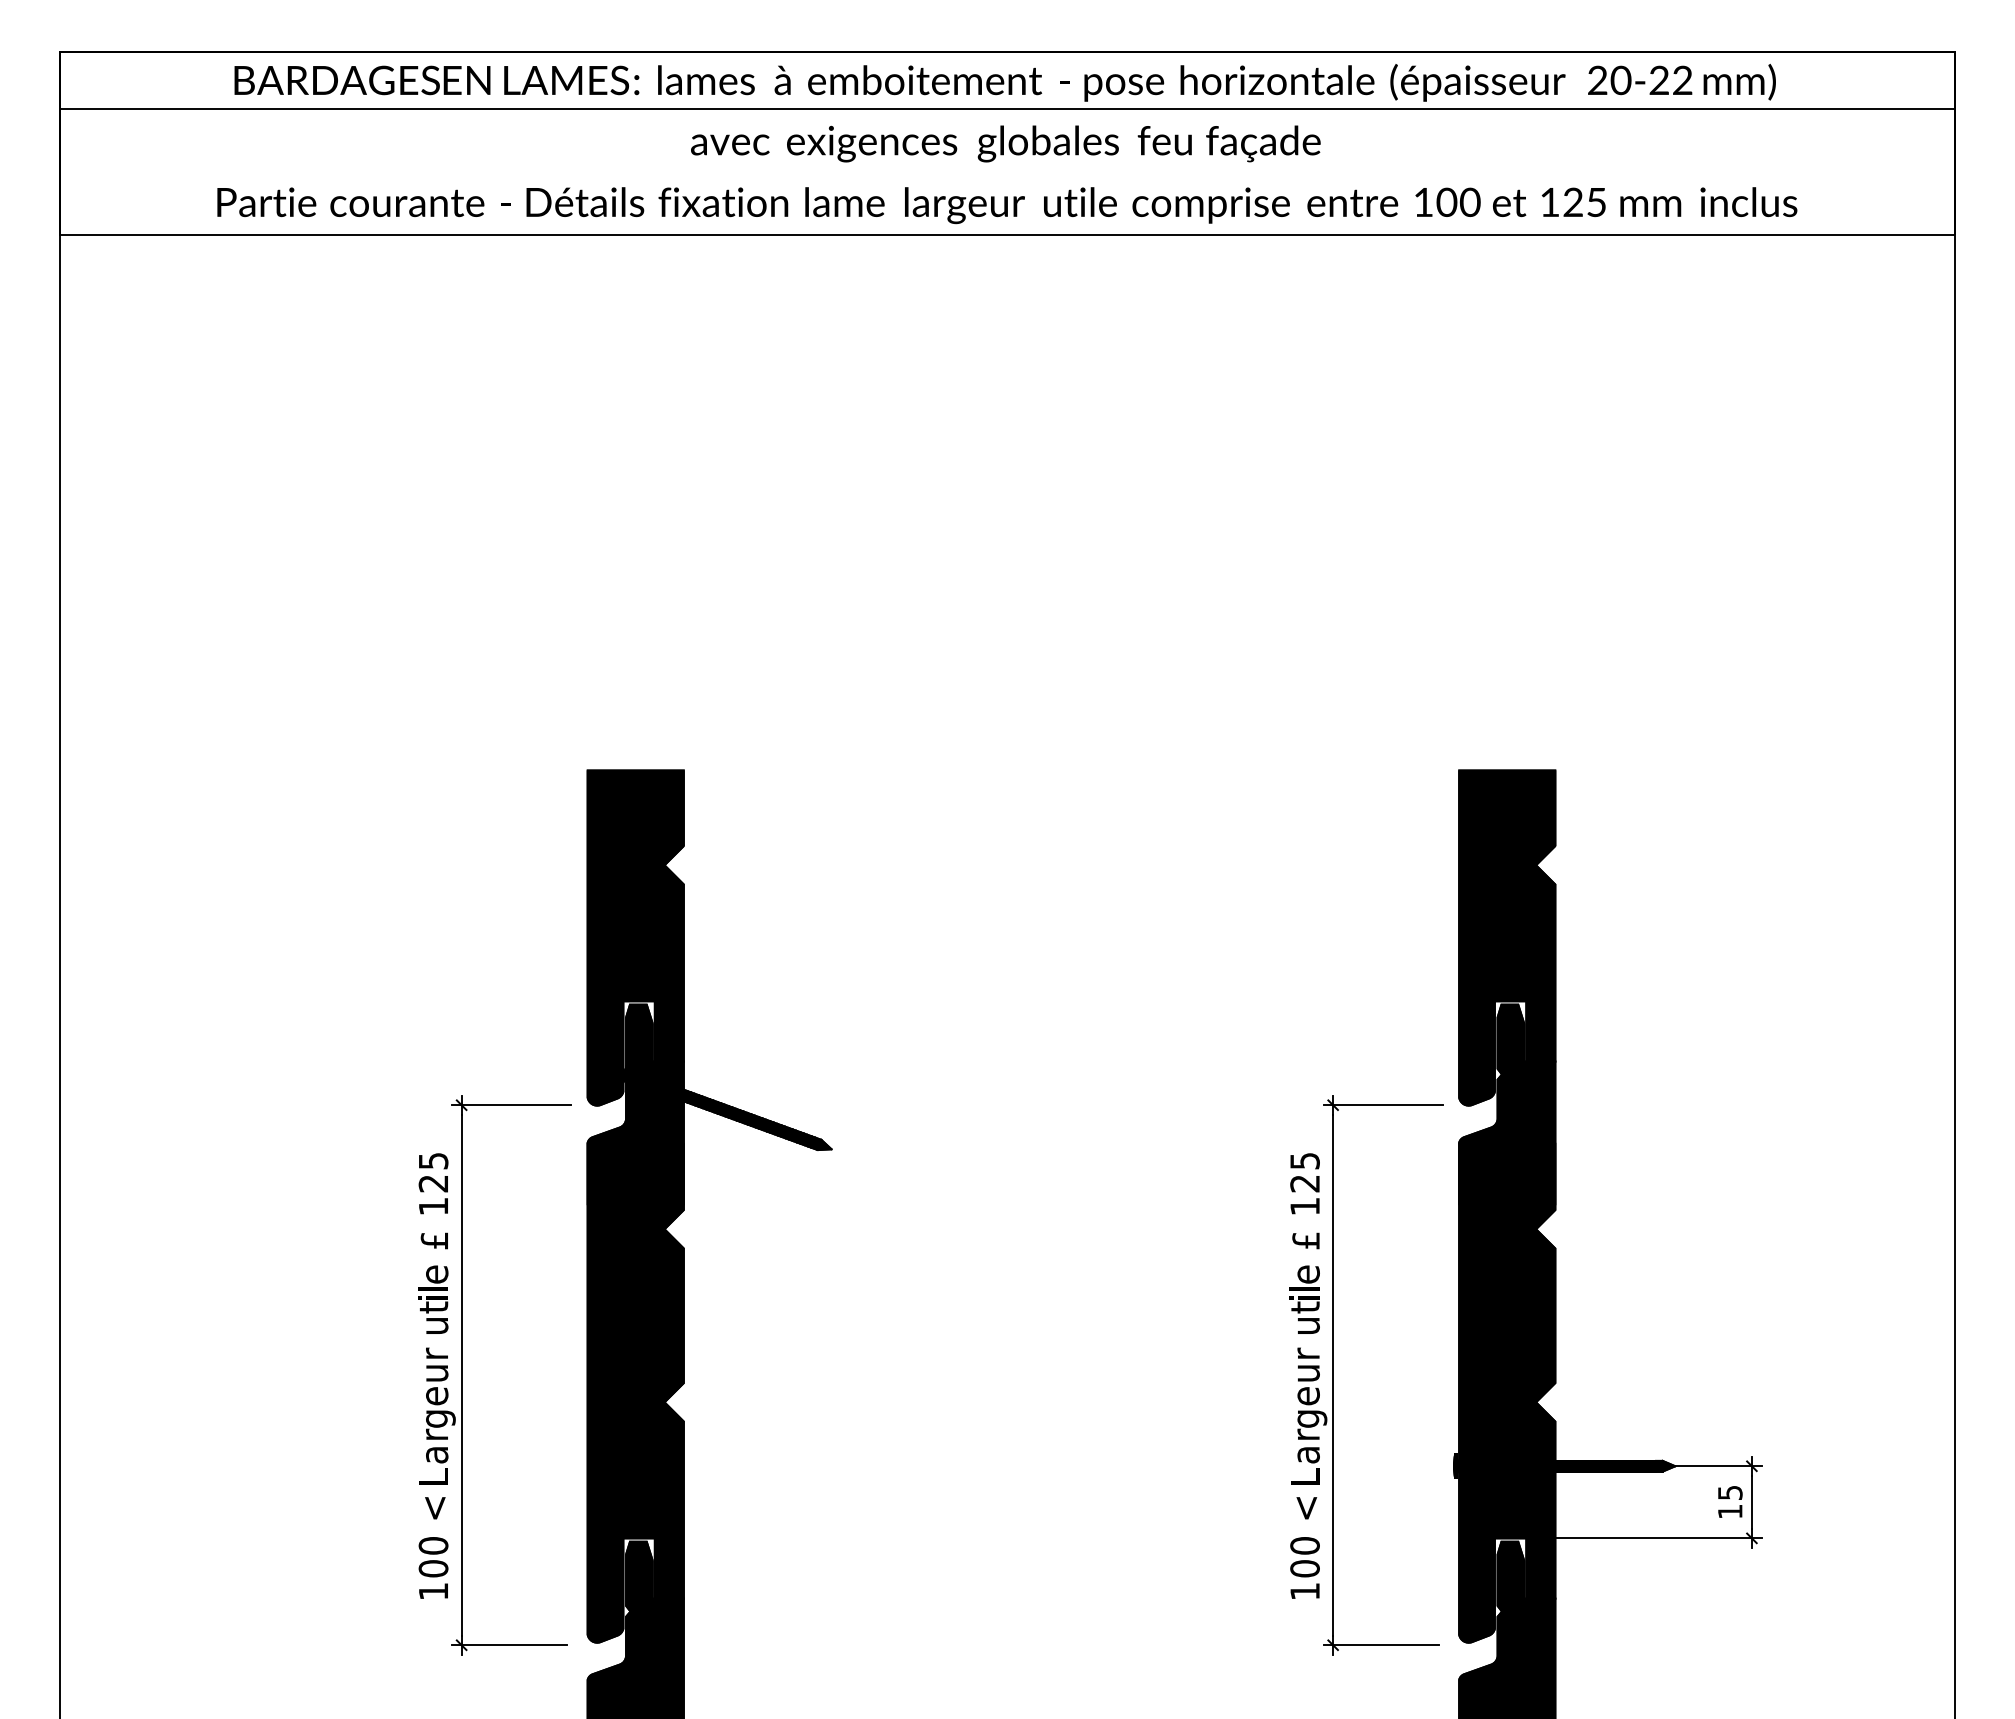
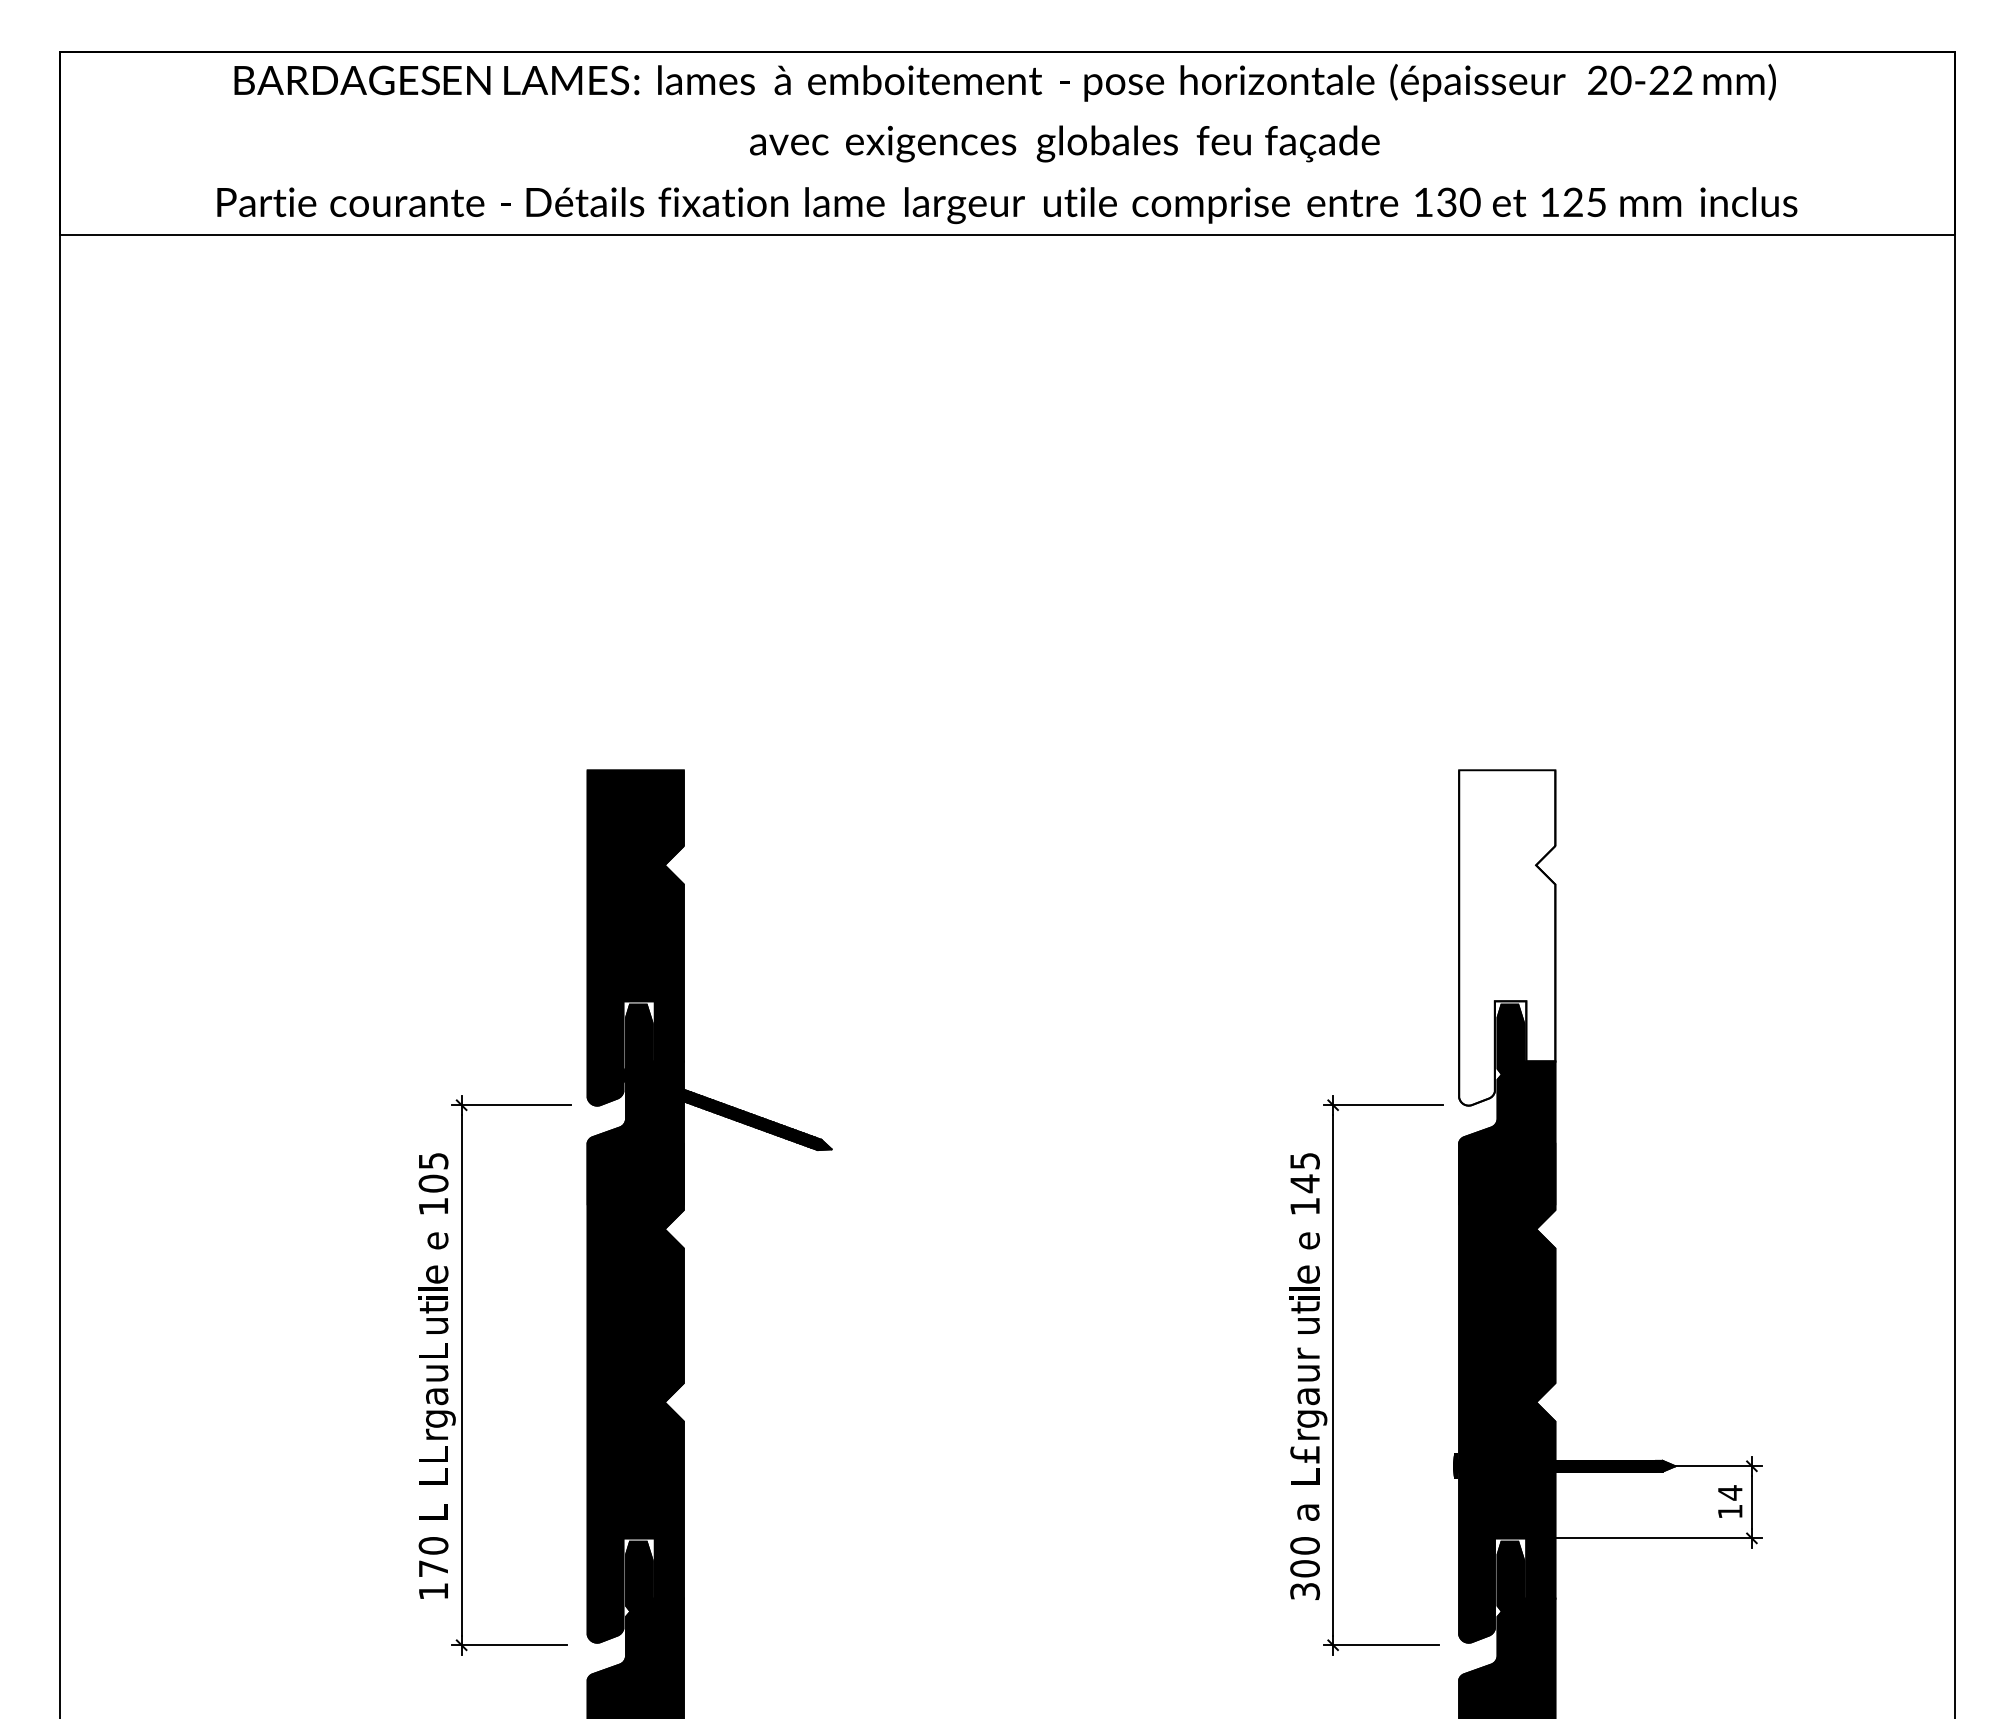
line: present -> none (1007, 109)
text position: (1005, 143) -> (1064, 143) (1064, 143)
text: 100 -> 130 (1446, 202)
fill: present -> none (1507, 937)
text: 2 -> 0 (433, 1183)
text: 2 -> 4 (1304, 1183)
text: £ -> e (434, 1240)
text: £ -> e (1305, 1240)
text: r -> L (433, 1350)
text: e -> a (437, 1396)
text: e -> a (1308, 1396)
text: a -> L (433, 1454)
text: a -> £ (1304, 1454)
text: 15 -> 14 (1730, 1492)
text: < -> L (433, 1508)
text: < -> a (1307, 1508)
text: 0 -> 7 (433, 1568)
text: 1 -> 3 (1305, 1591)
